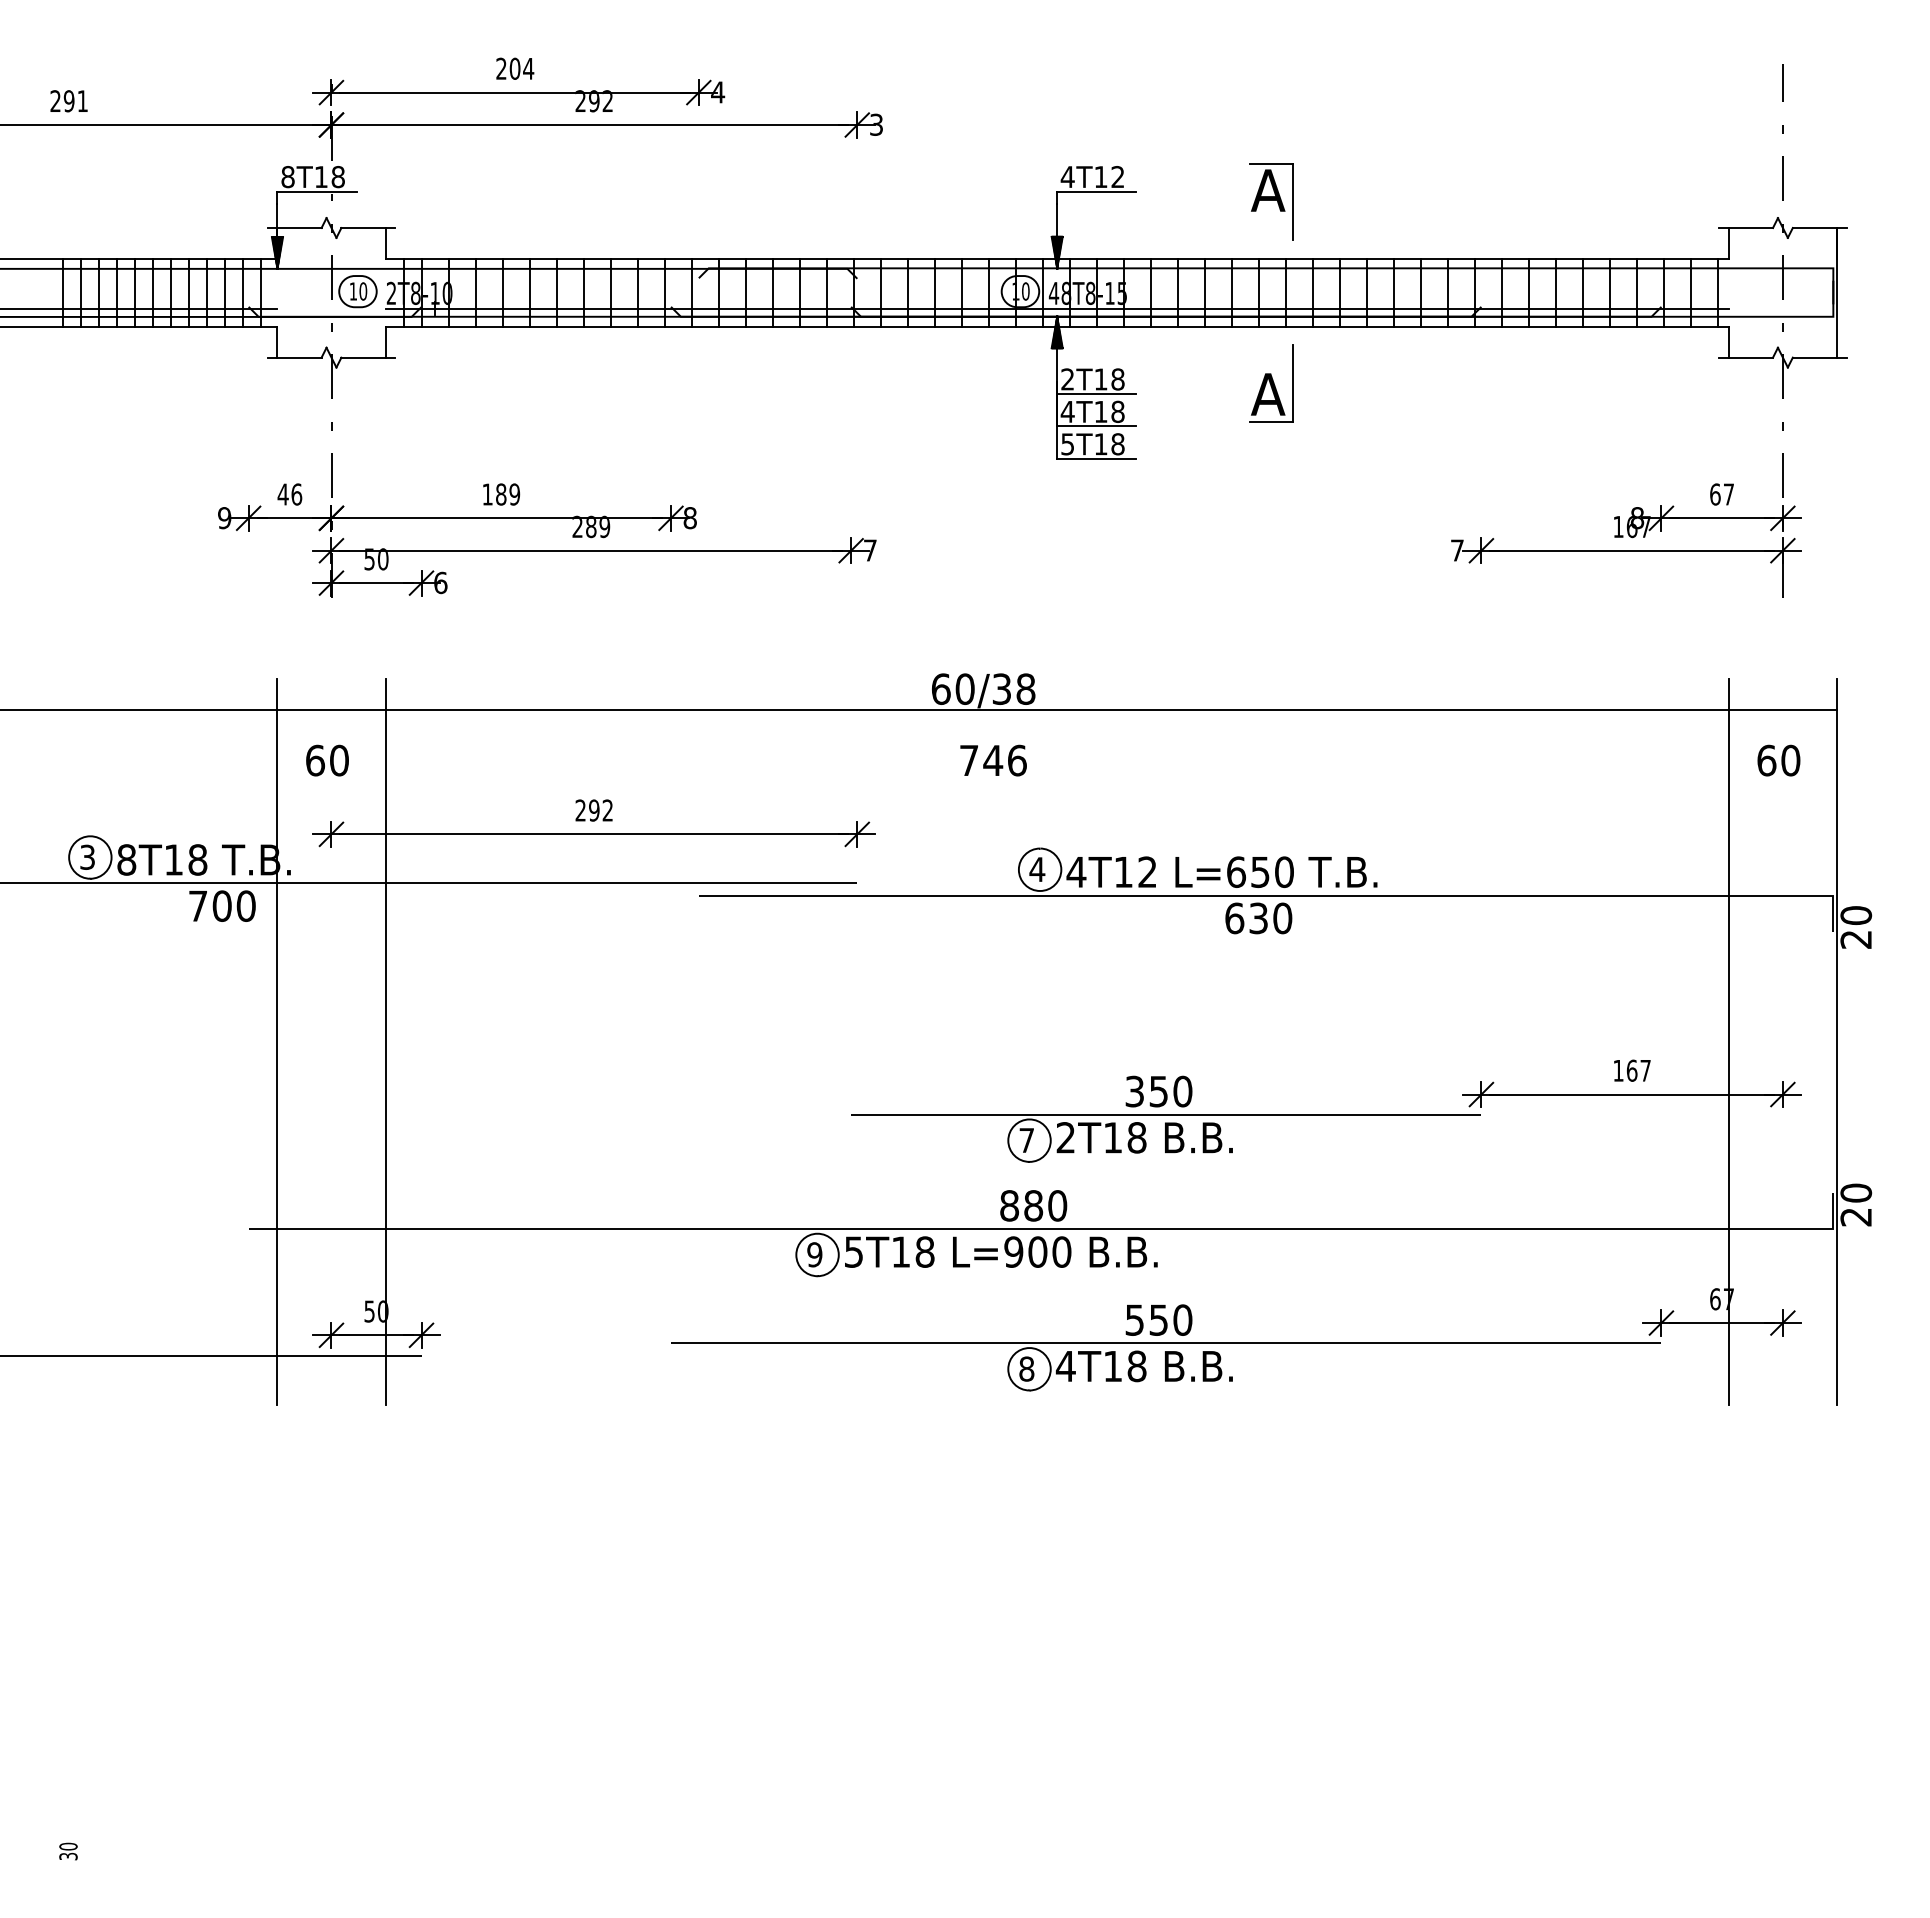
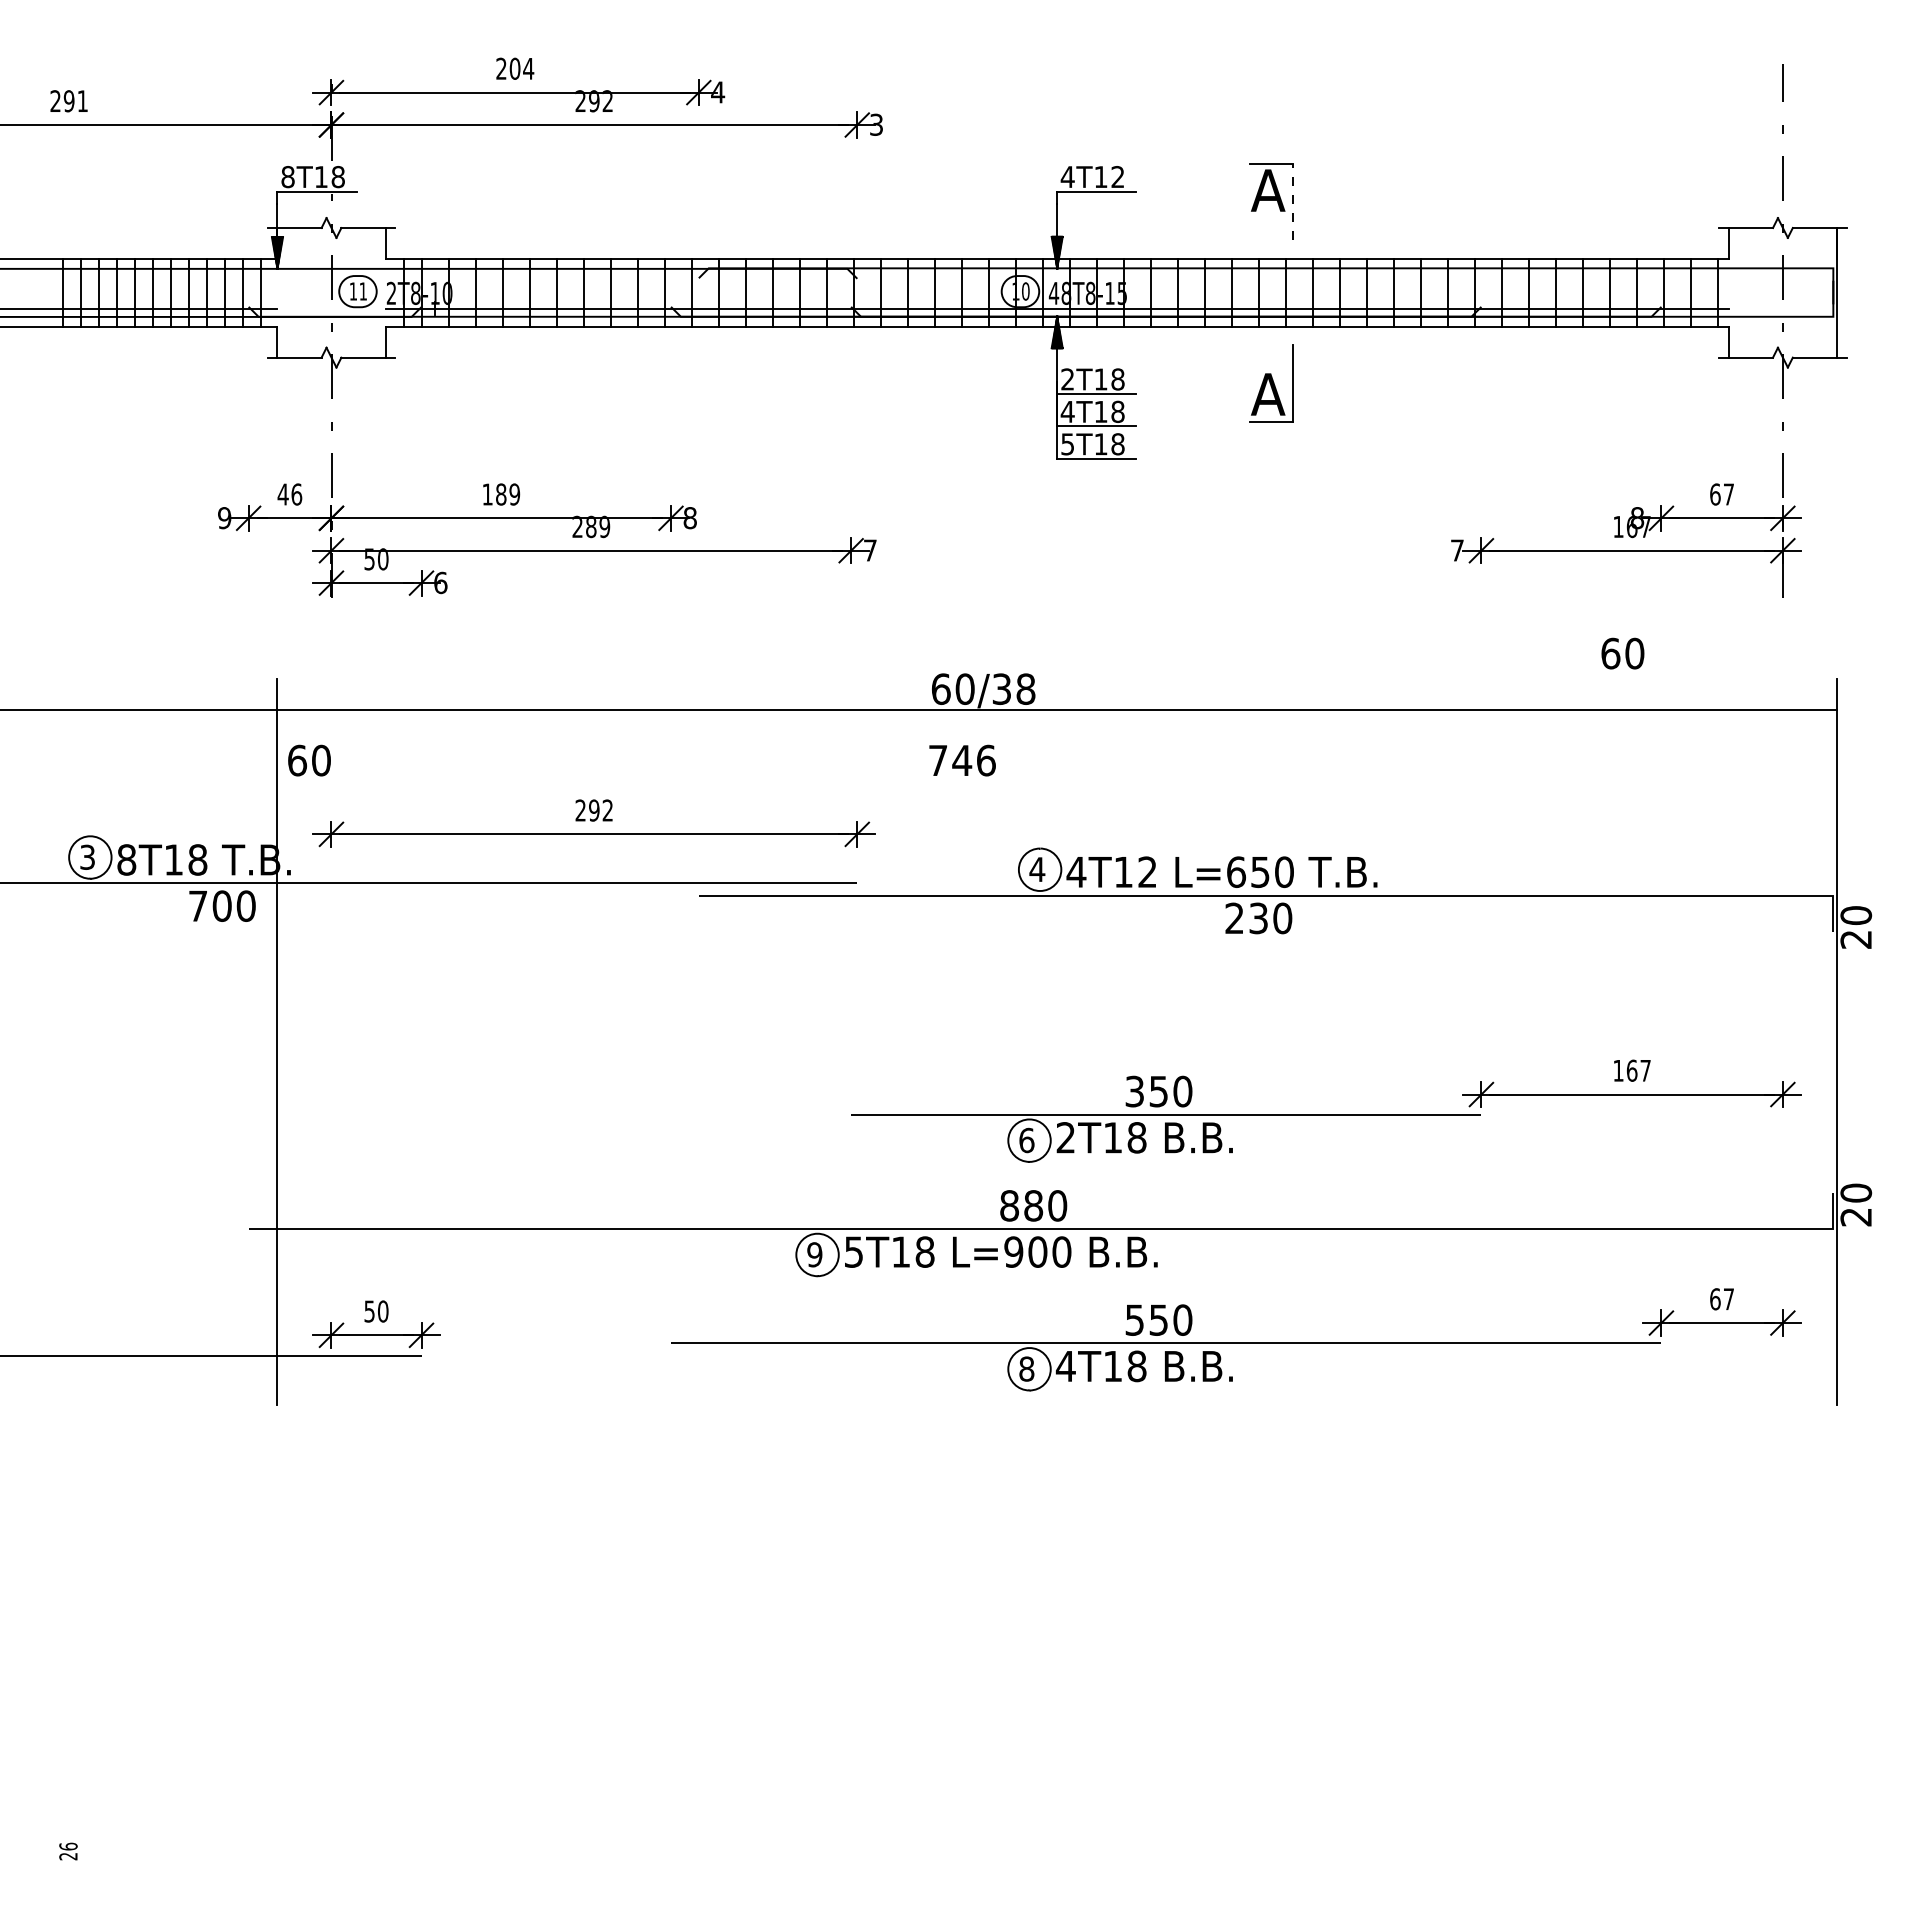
line: solid -> dashed (1292, 201)
text: 10 -> 11 (363, 291)
text position: (327, 760) -> (309, 760) (309, 760)
text position: (993, 760) -> (962, 760) (962, 760)
text position: (1778, 760) -> (1622, 653) (1622, 653)
text: 630 -> 230 (1234, 918)
line: present -> none (385, 1042)
line: present -> none (1728, 1042)
text: 7 -> 6 (1026, 1140)
text: 30 -> 26 (68, 1851)
